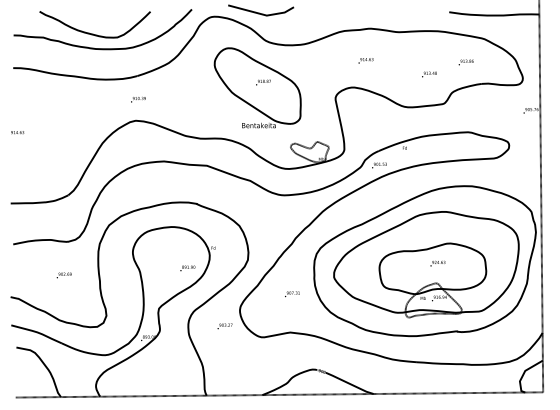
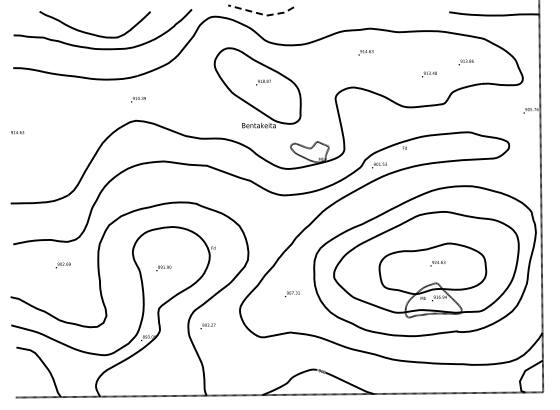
line: solid -> dashed (262, 14)
text position: (365, 60) -> (365, 52) (365, 52)
text position: (187, 268) -> (163, 268) (163, 268)
text position: (63, 275) -> (62, 265) (62, 265)
text position: (224, 326) -> (207, 326) (207, 326)
